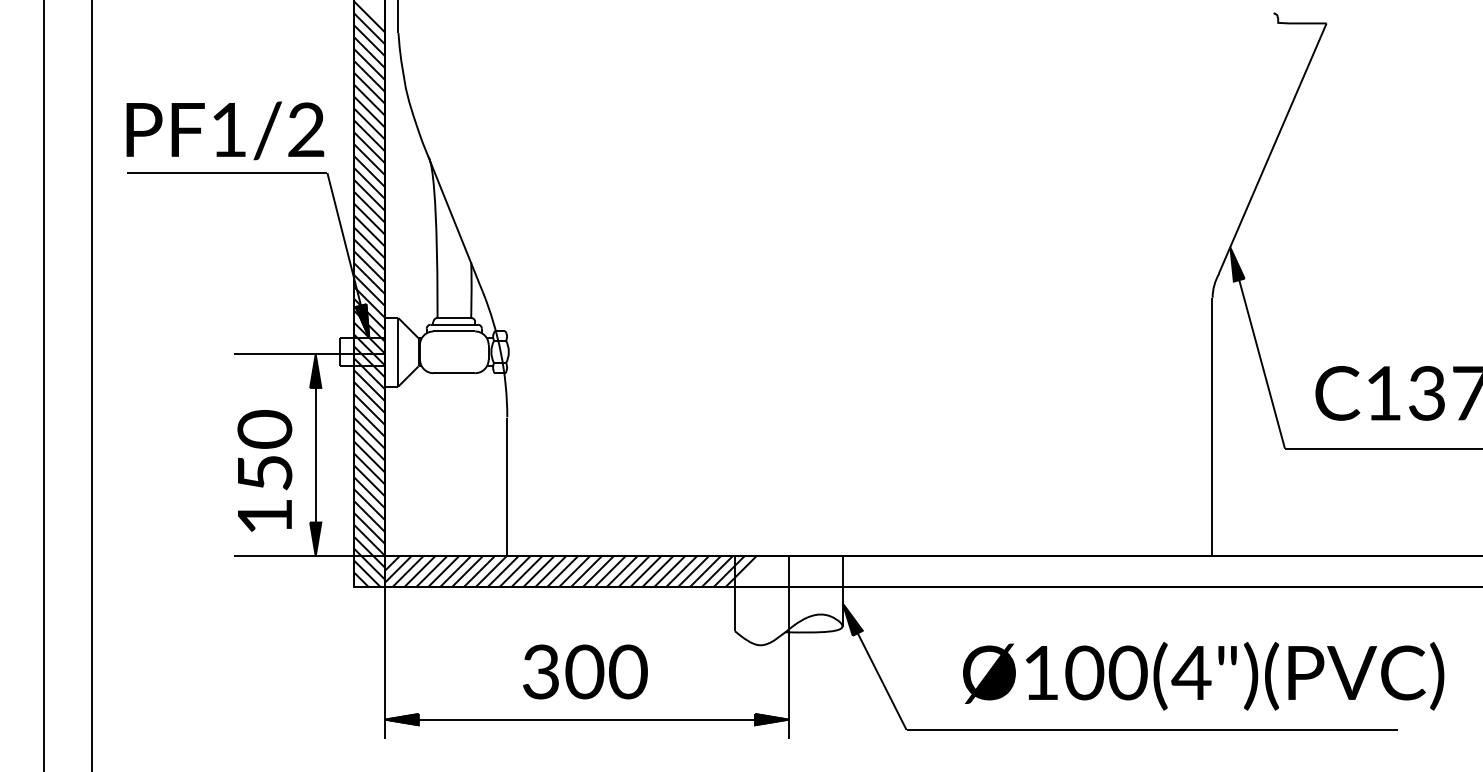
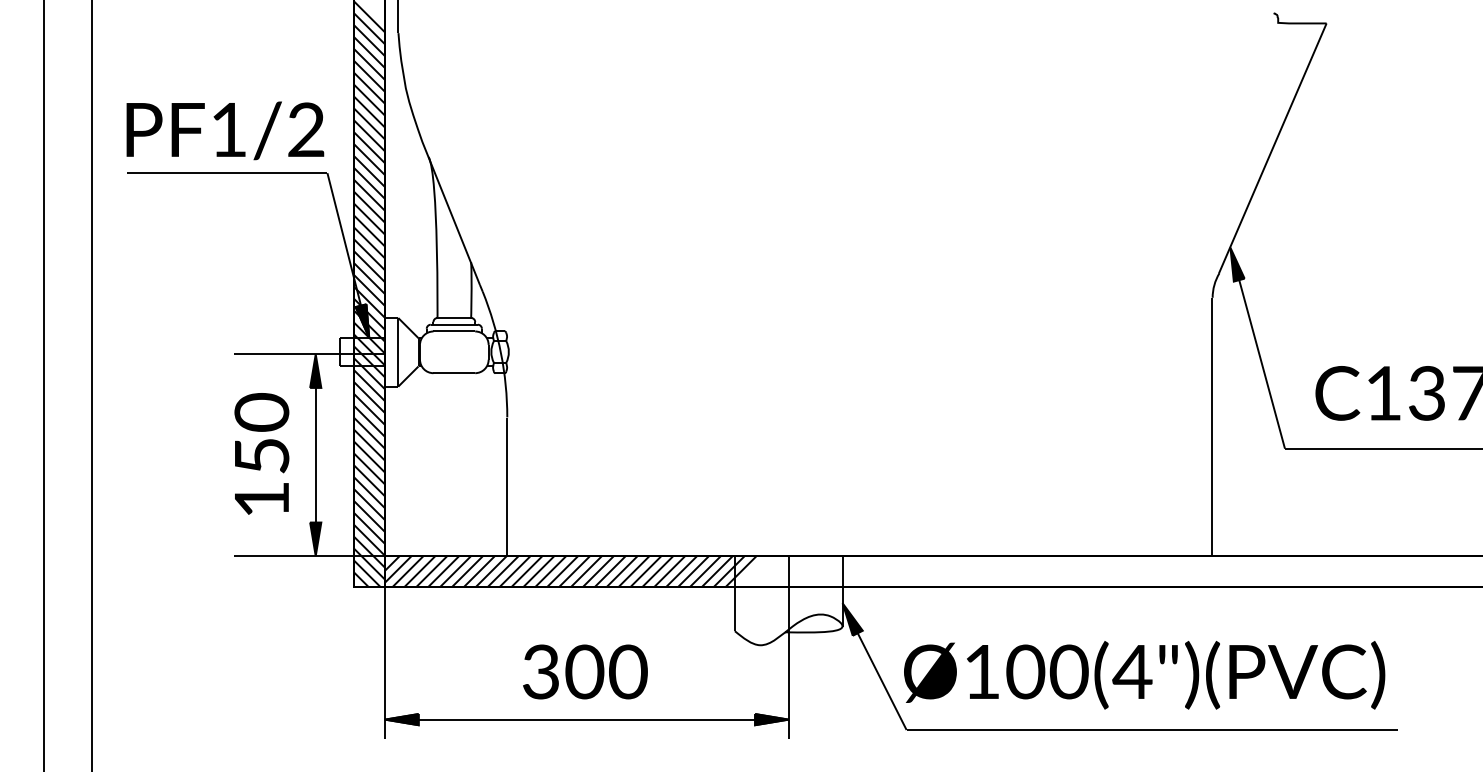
text position: (264, 470) -> (261, 453) (261, 453)
text position: (1203, 676) -> (1144, 675) (1144, 675)
